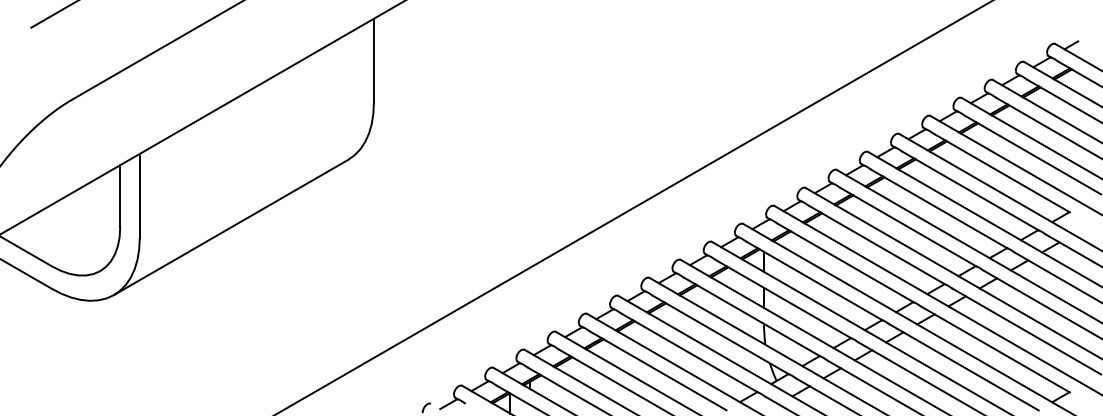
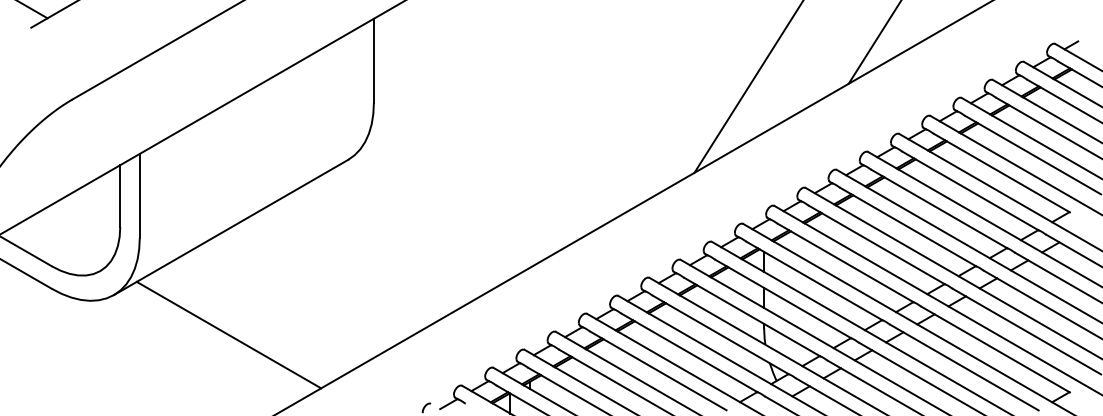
line: none -> present (33, 10)
line: none -> present (874, 42)
line: none -> present (747, 87)
line: none -> present (228, 334)
